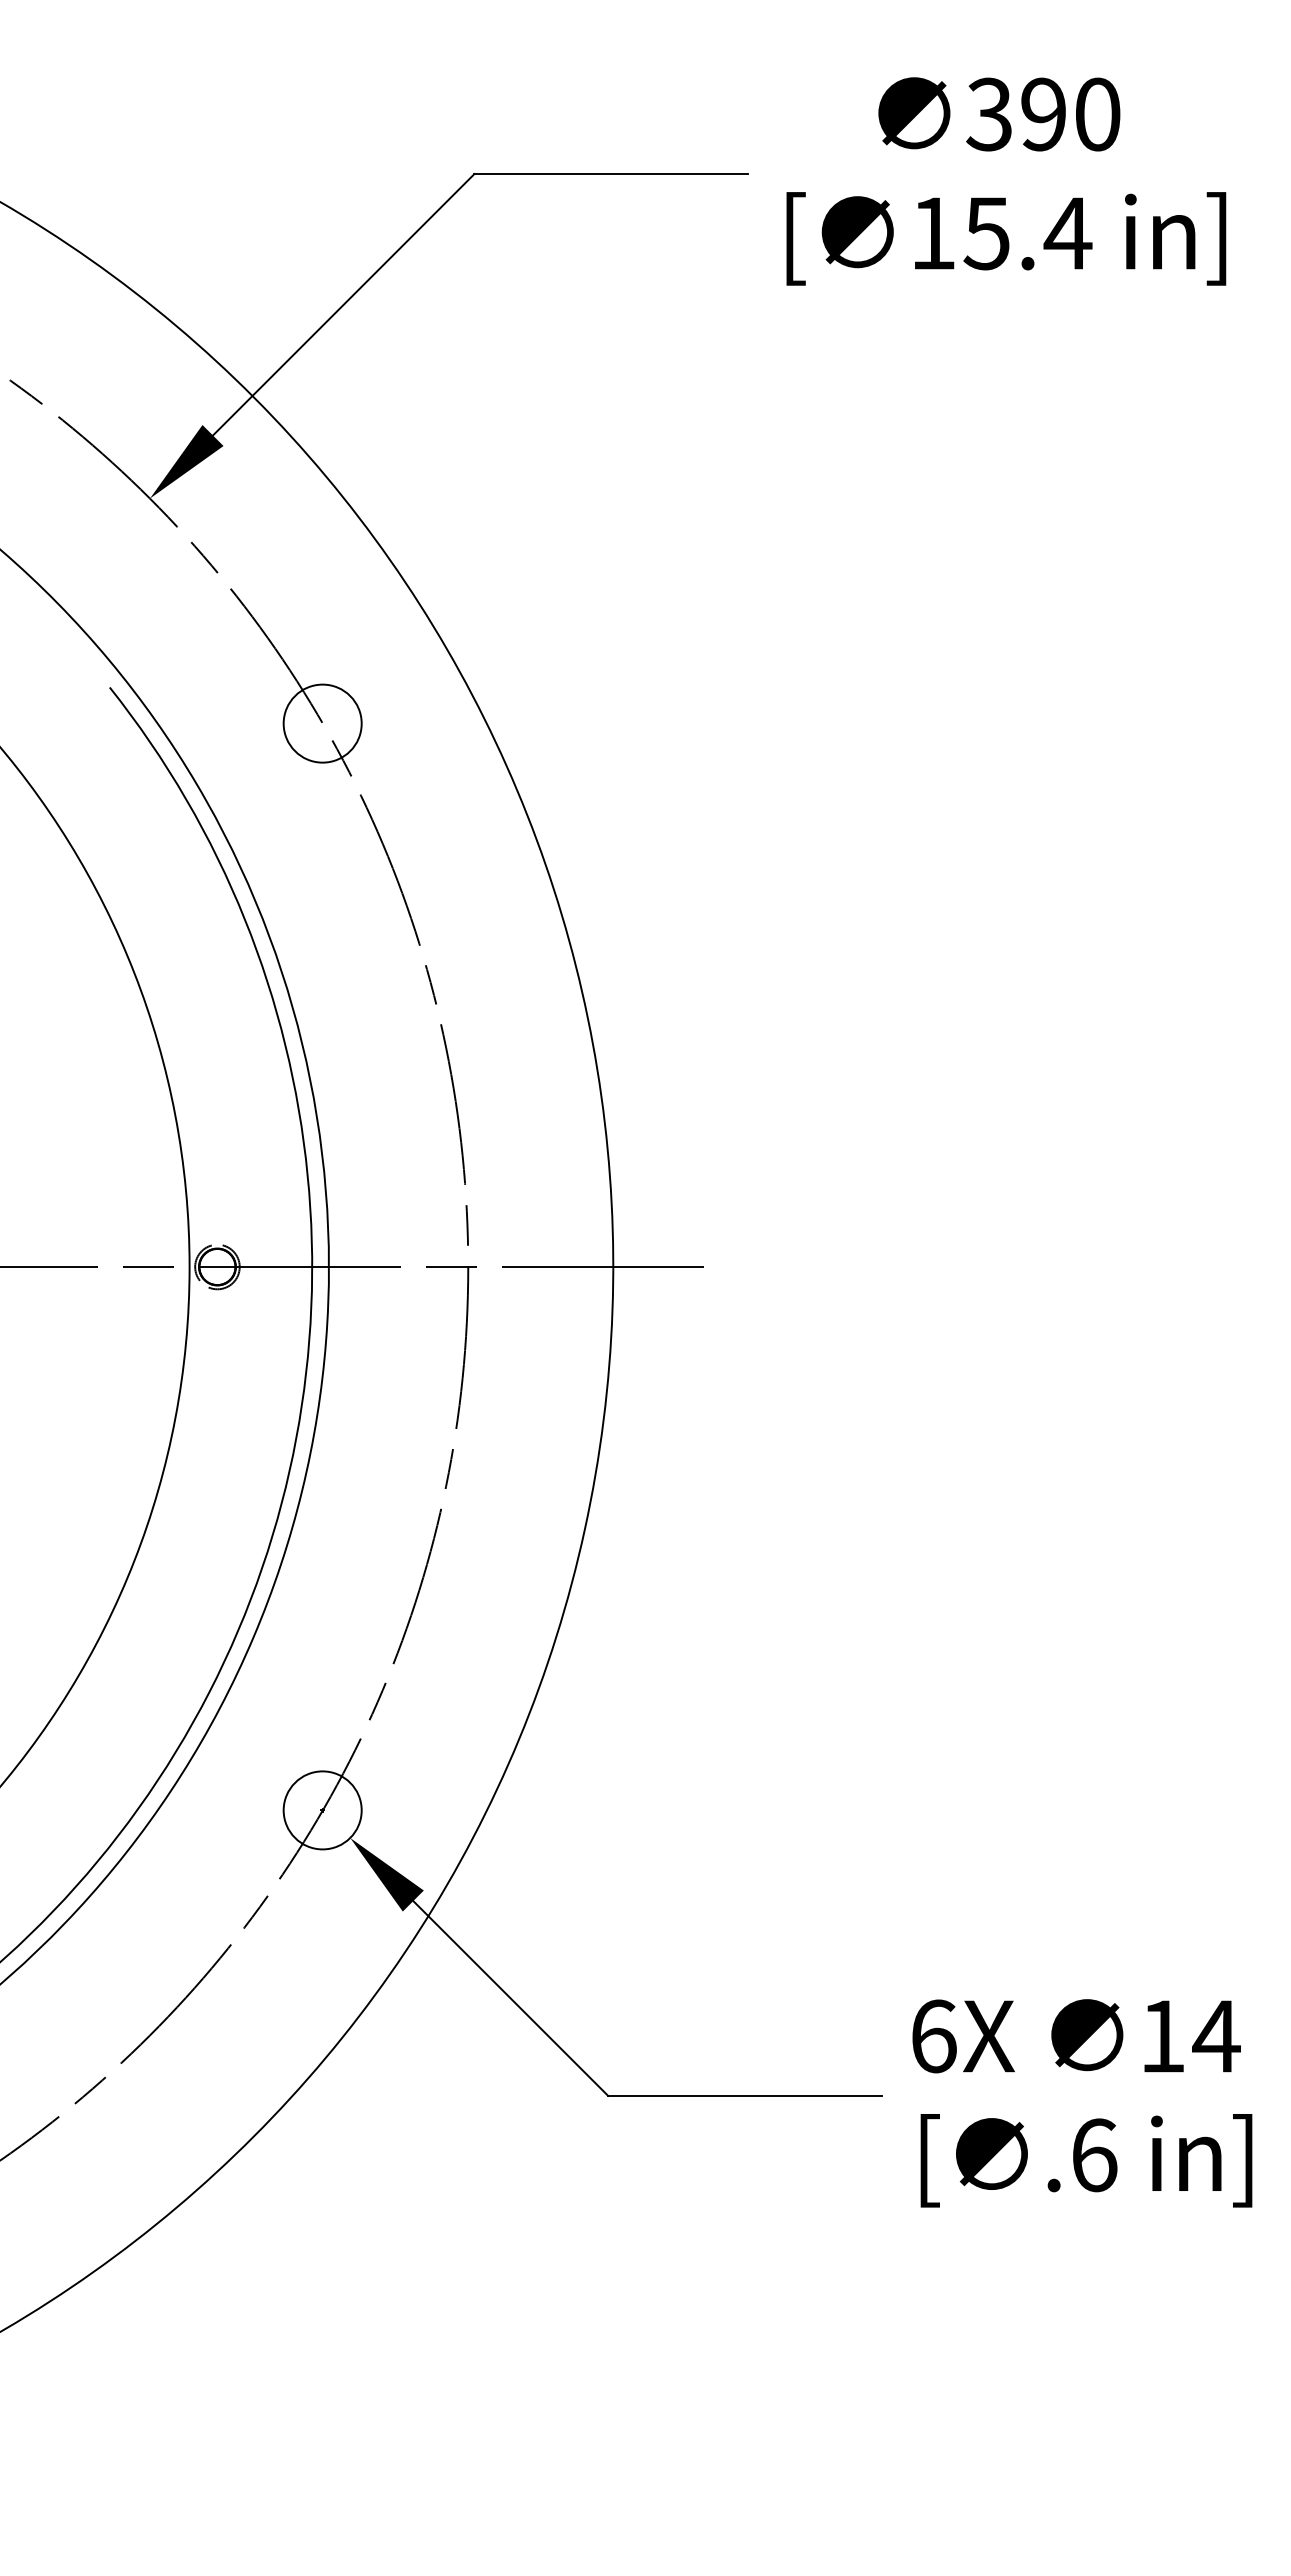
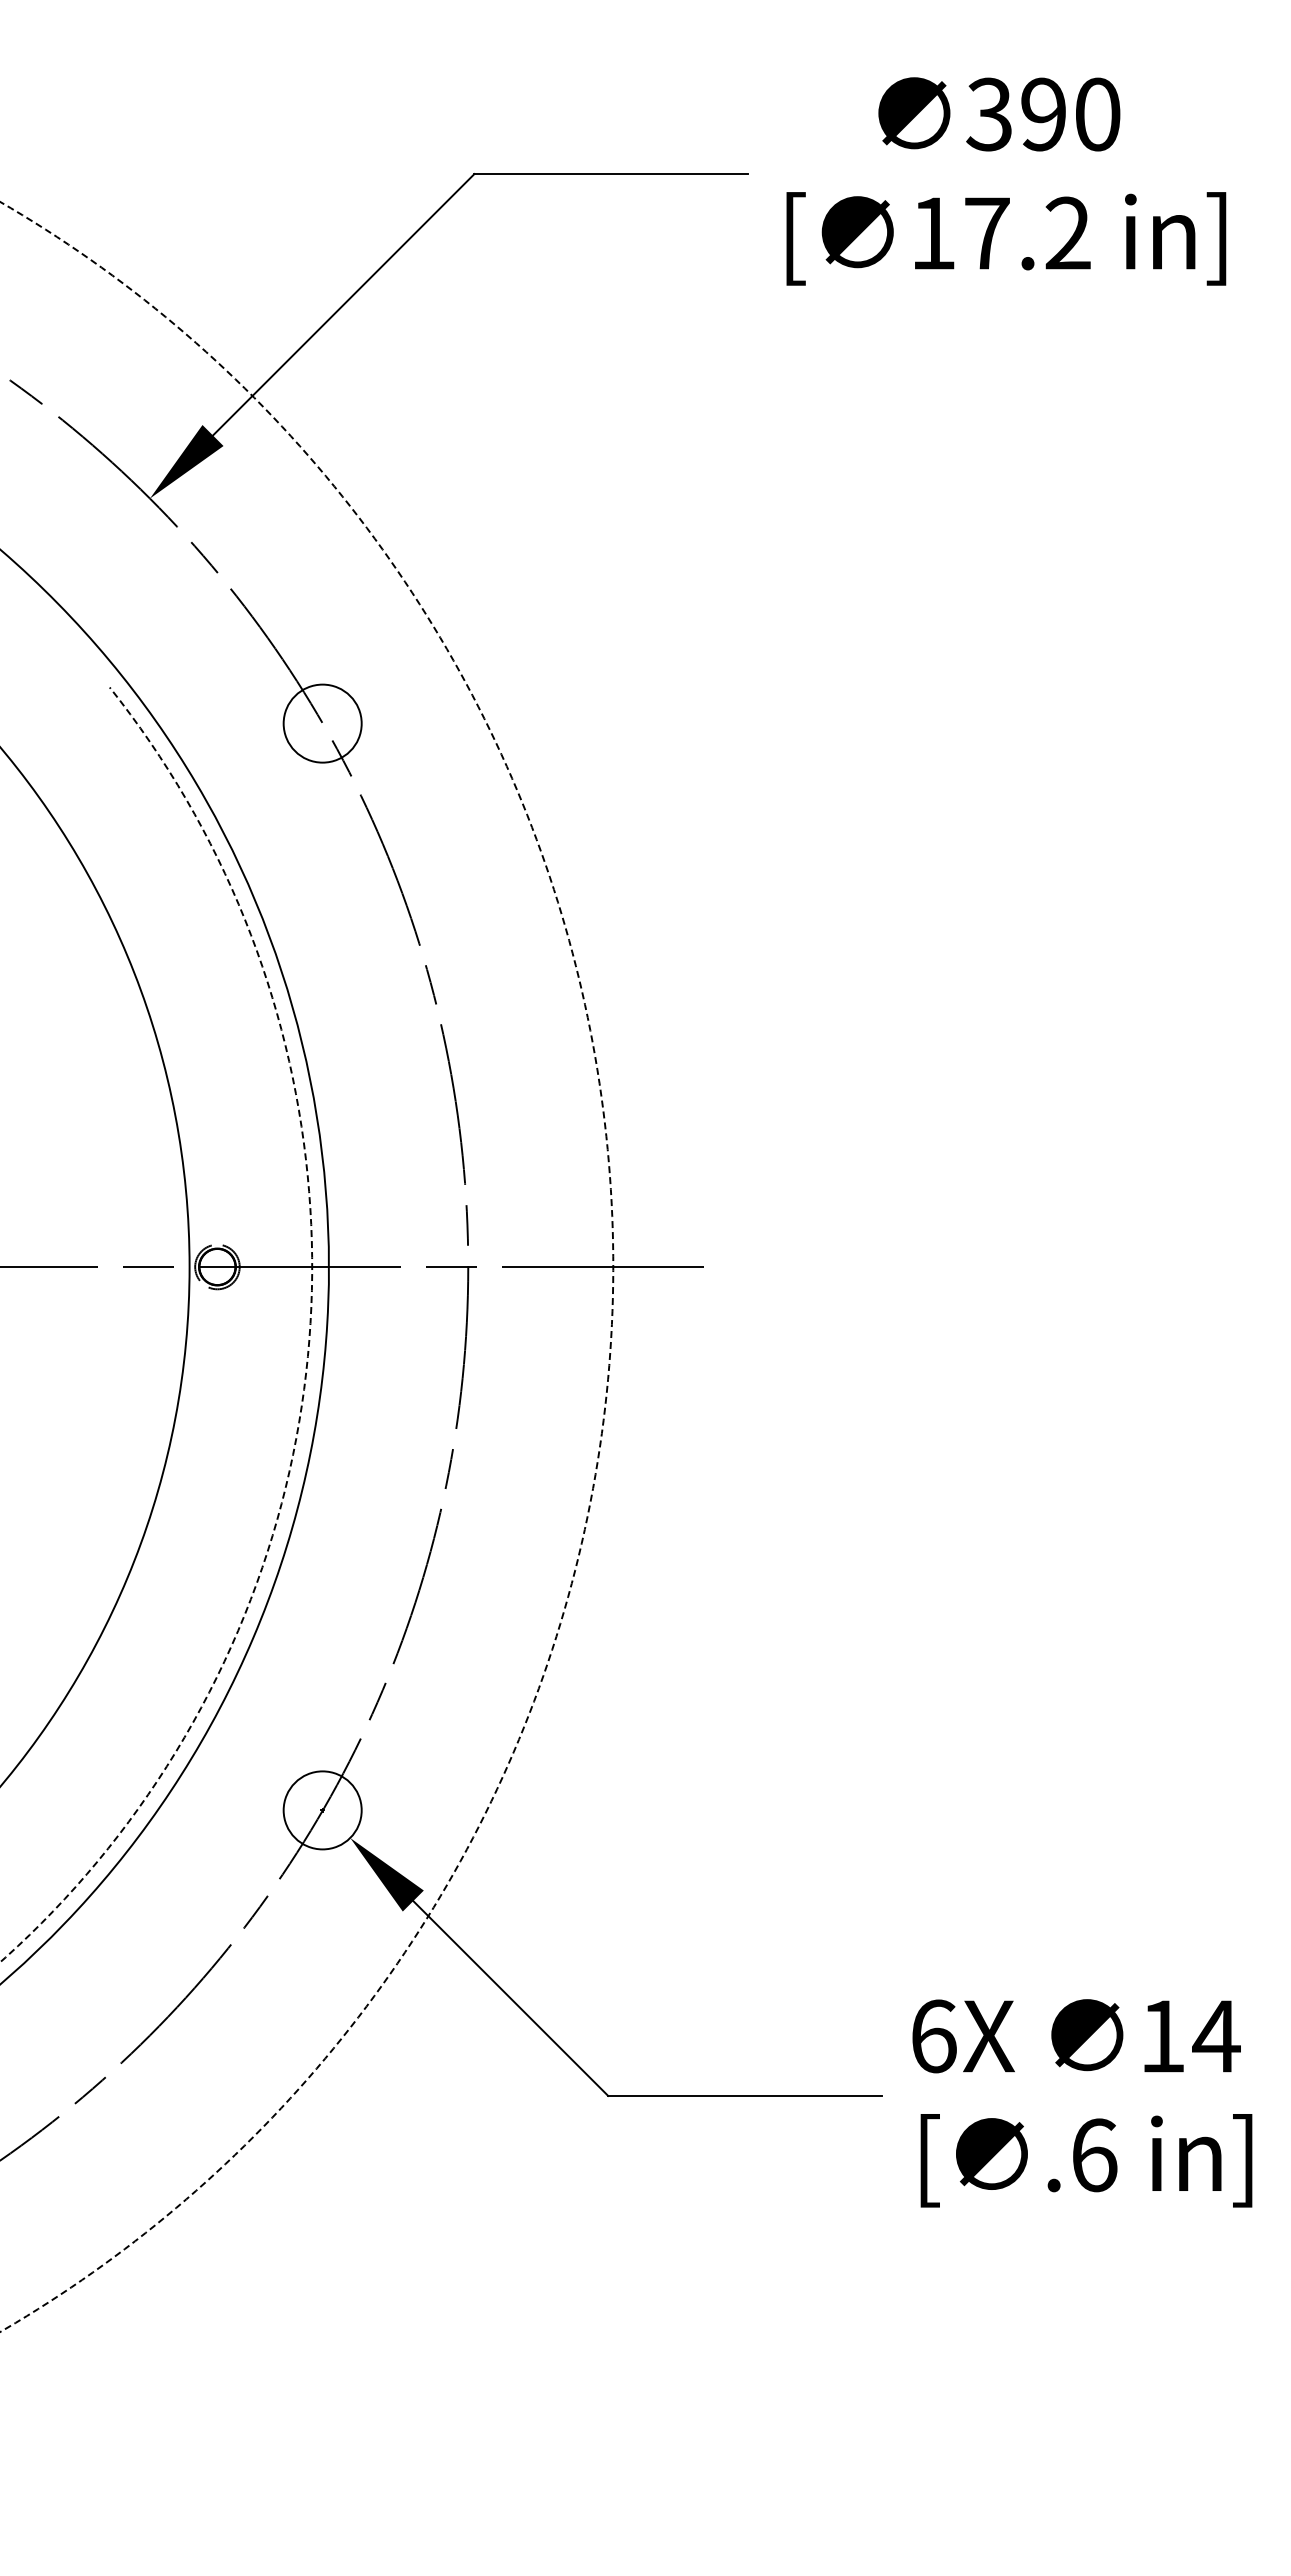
text: 15.4 -> 17.2 (1027, 233)
arc: solid -> dashed (613, 1267)
arc: solid -> dashed (308, 1344)
